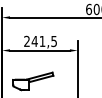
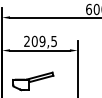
text: 241,5 -> 209,5 (38, 41)
